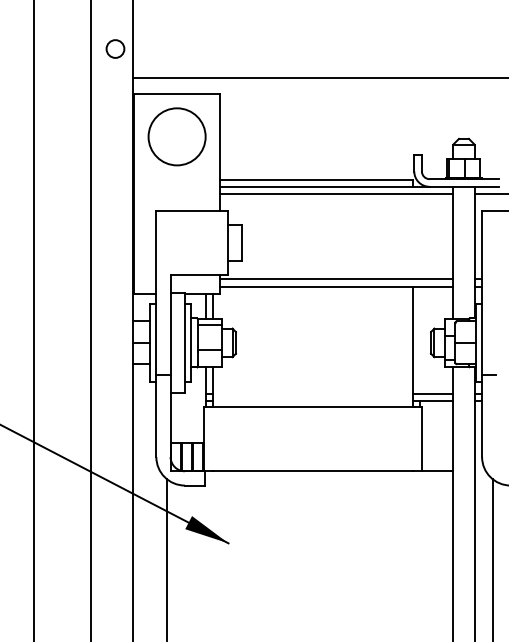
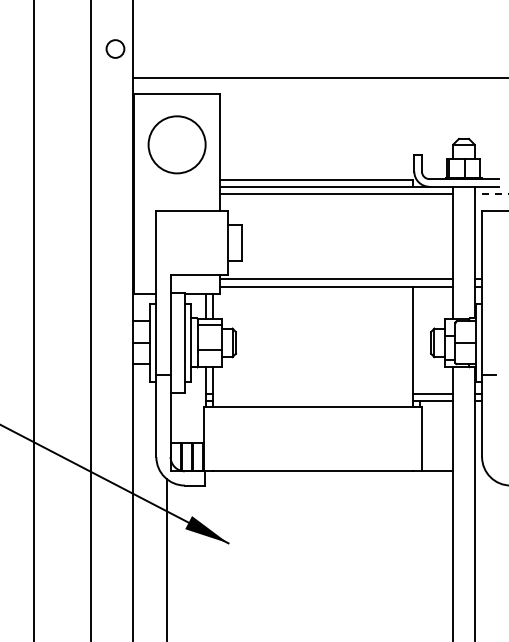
circle position: (176, 136) -> (176, 144) (176, 144)
line: solid -> dashed (491, 194)
line: present -> none (492, 558)
